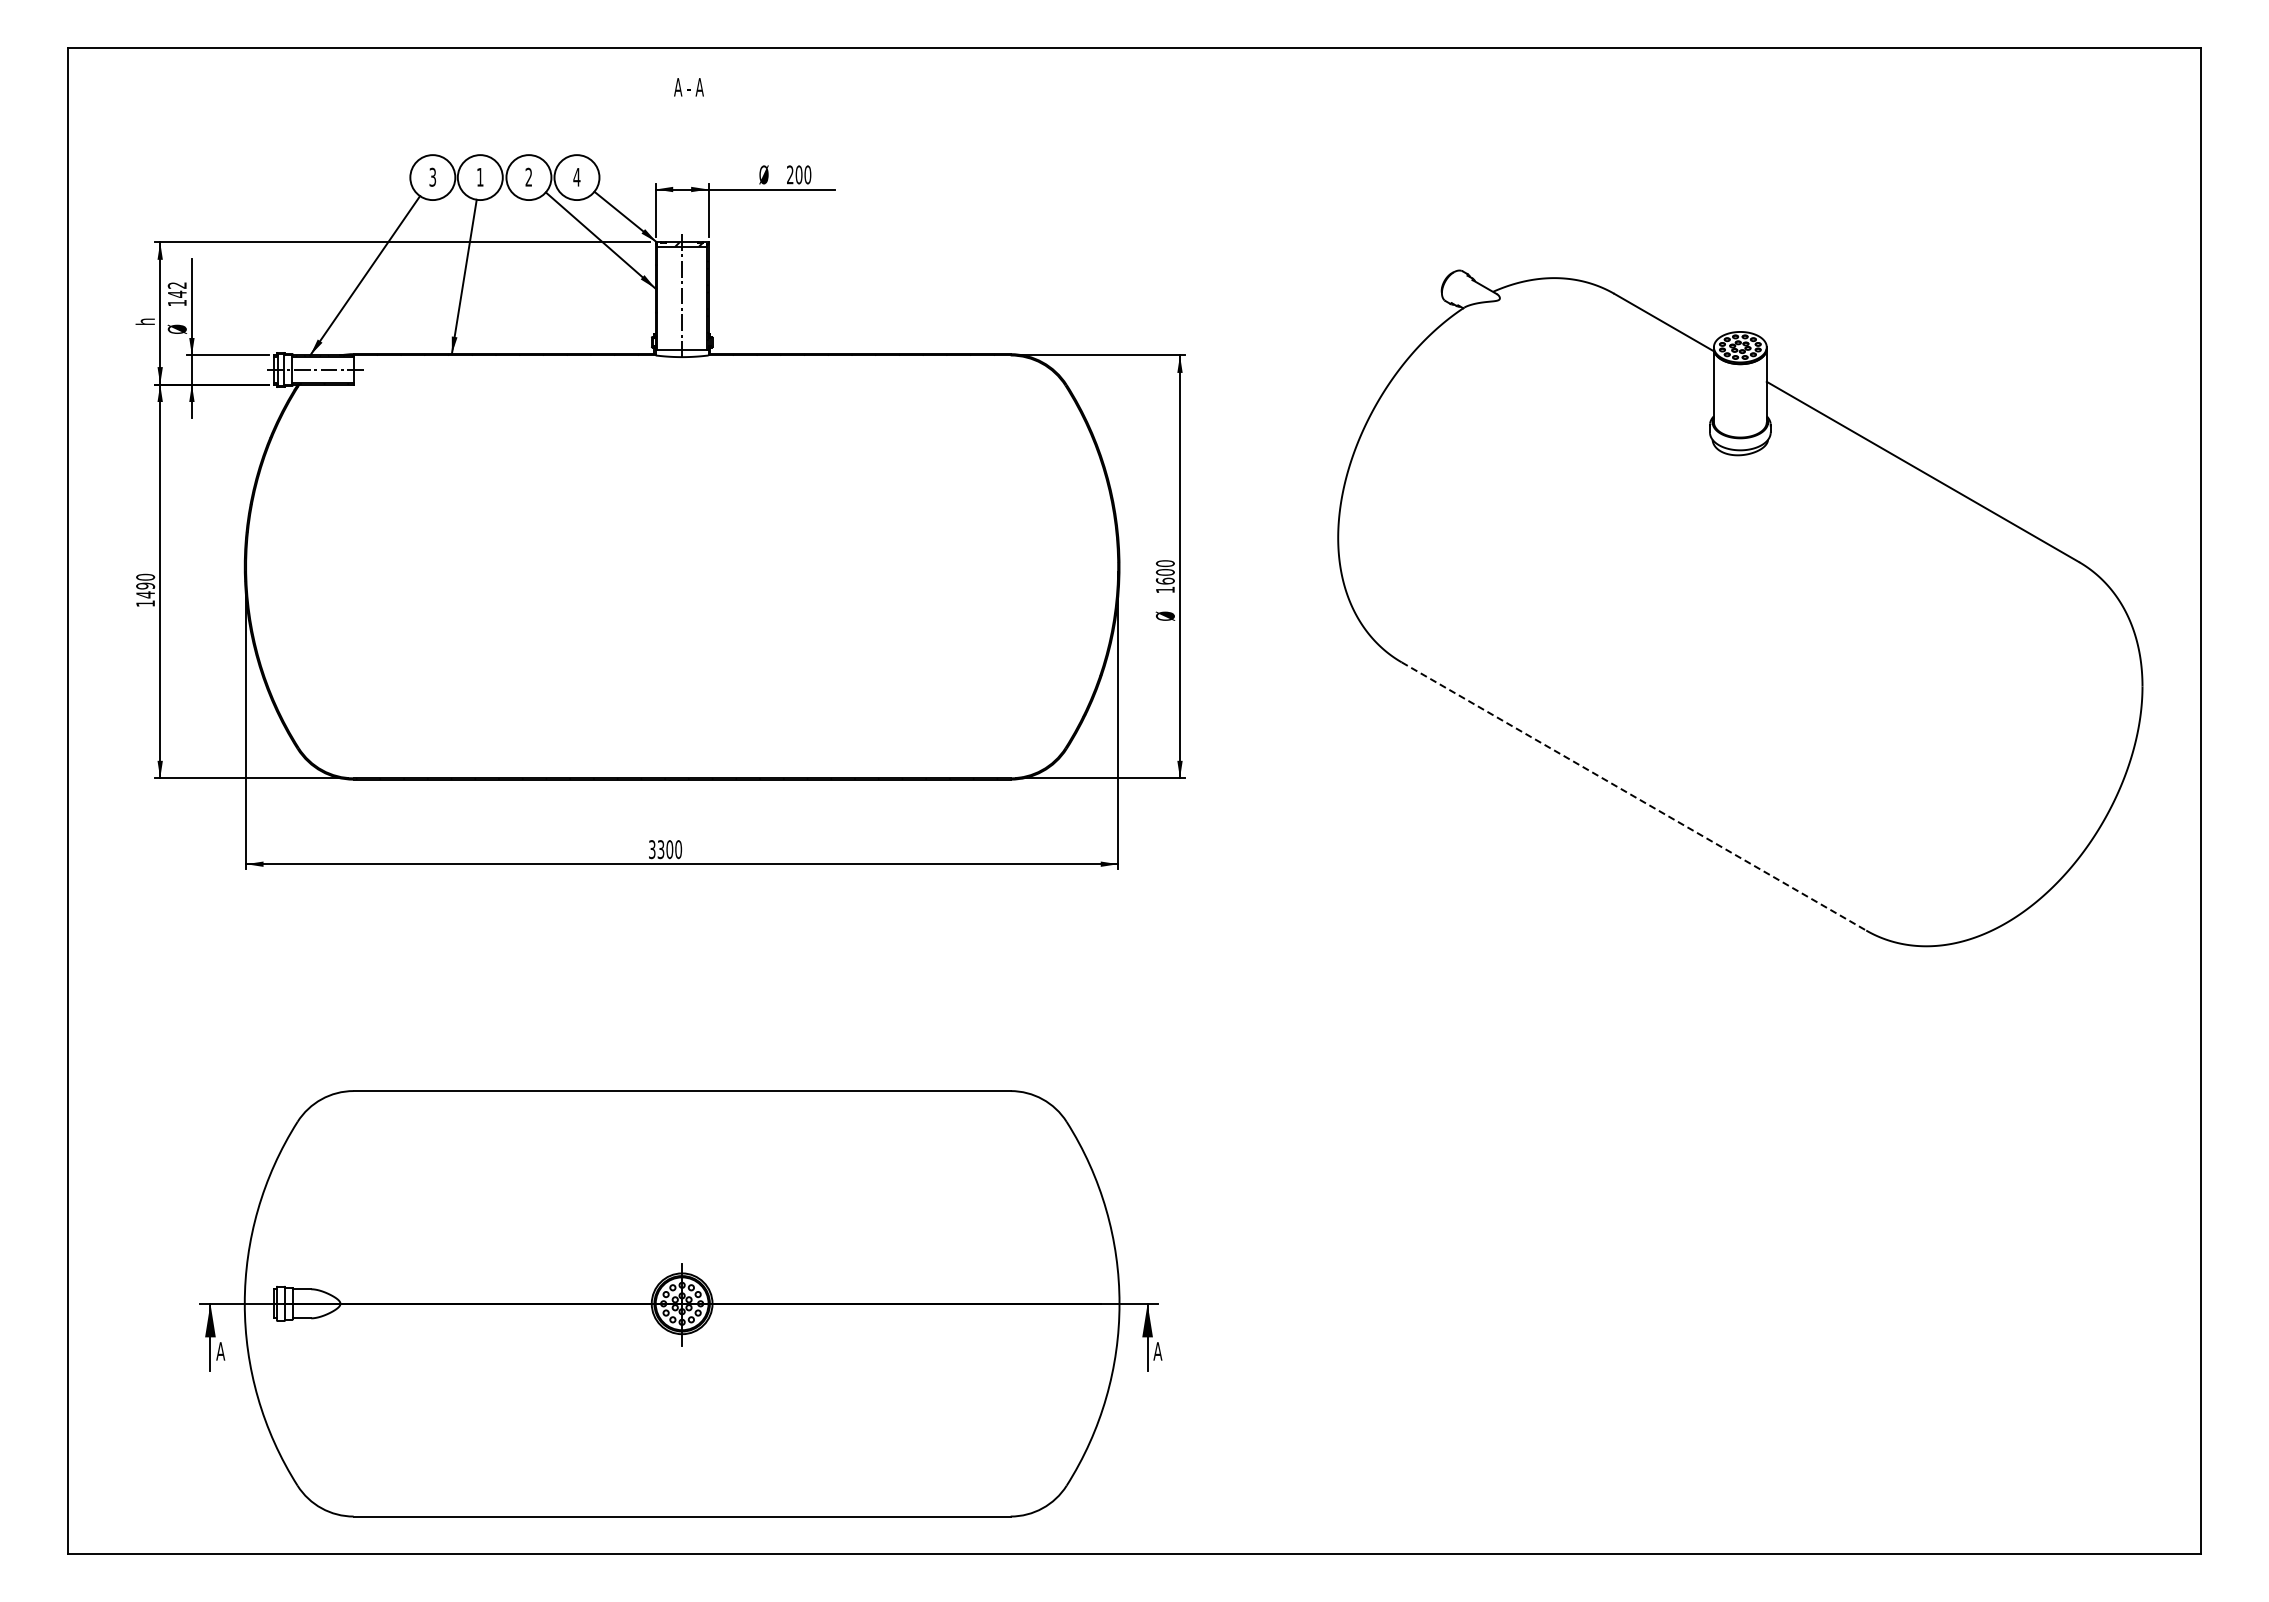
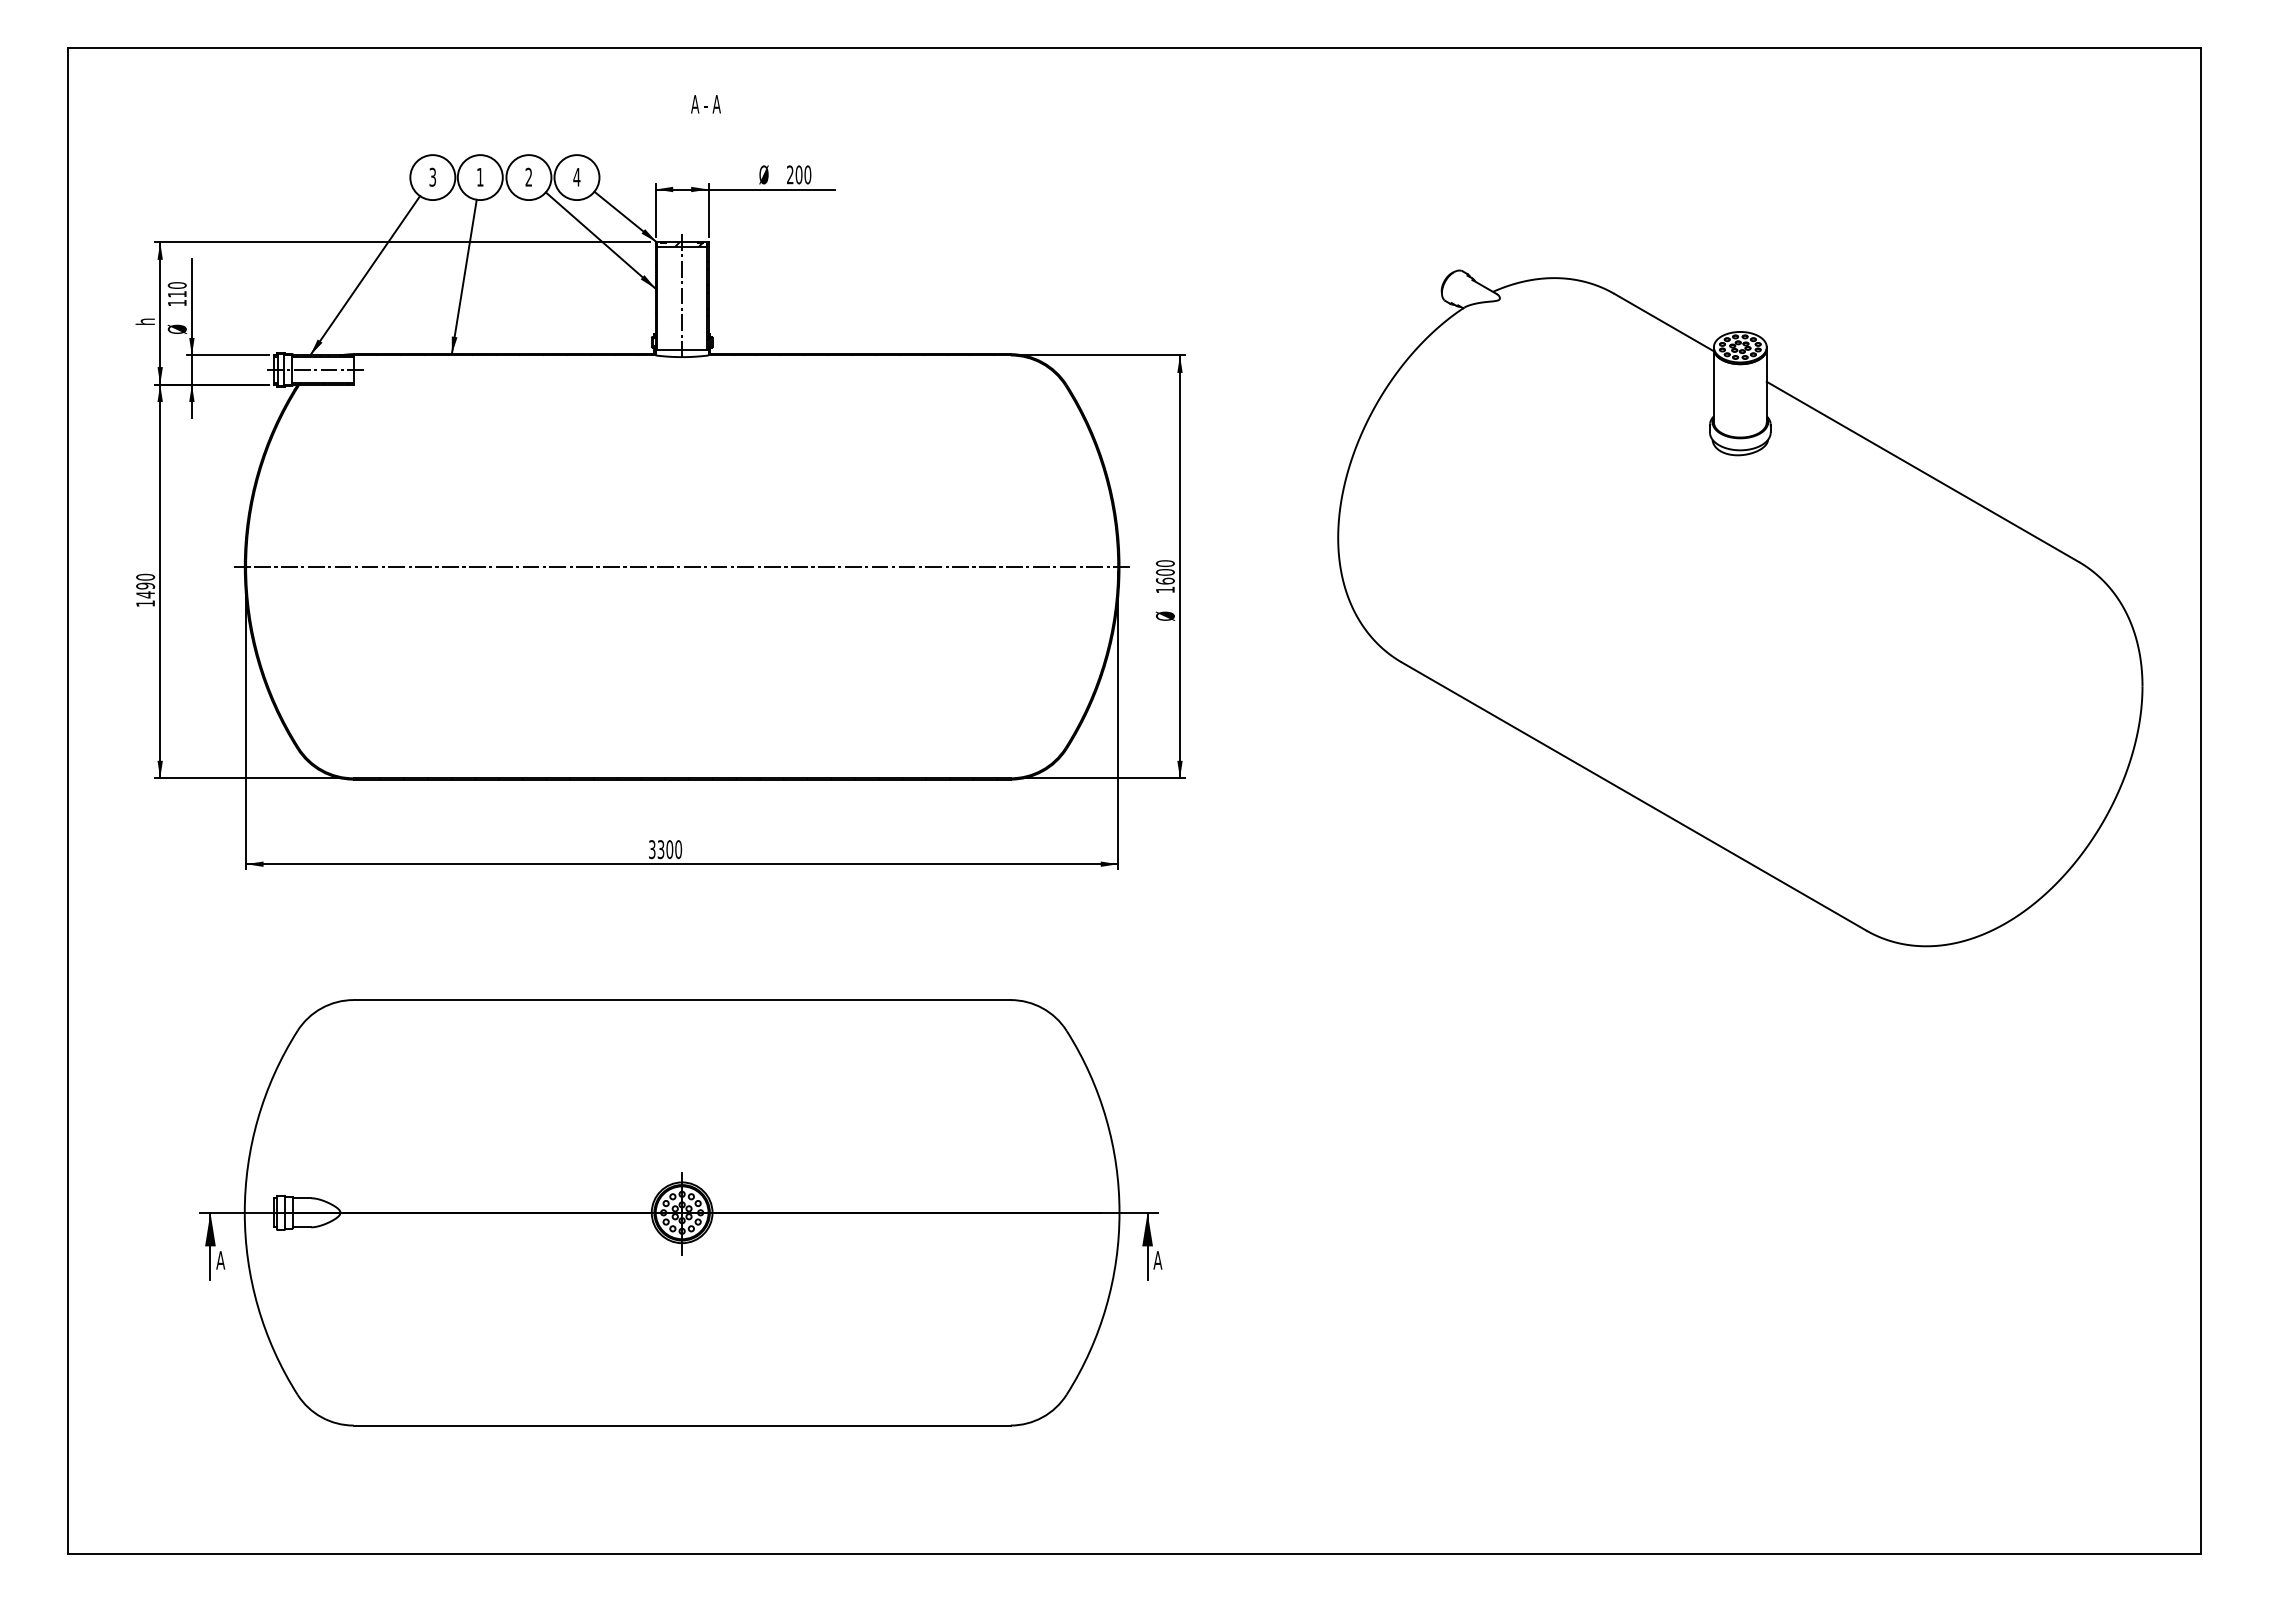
text position: (688, 87) -> (705, 104) (705, 104)
text: 142 -> 110 (176, 289)
line: none -> present (682, 566)
line: dashed -> solid (1634, 796)
part position: (680, 1303) -> (680, 1212) (680, 1212)
